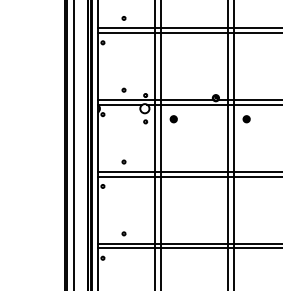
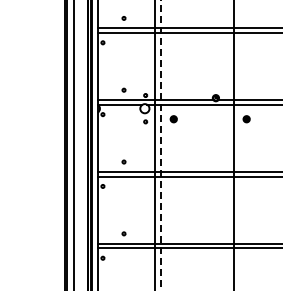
line: present -> none (228, 144)
line: solid -> dashed (161, 145)
